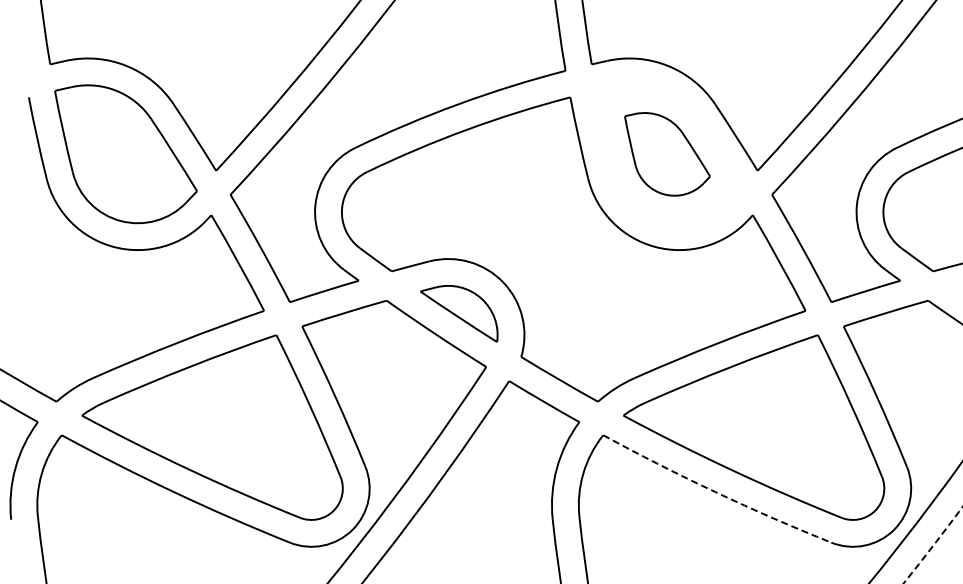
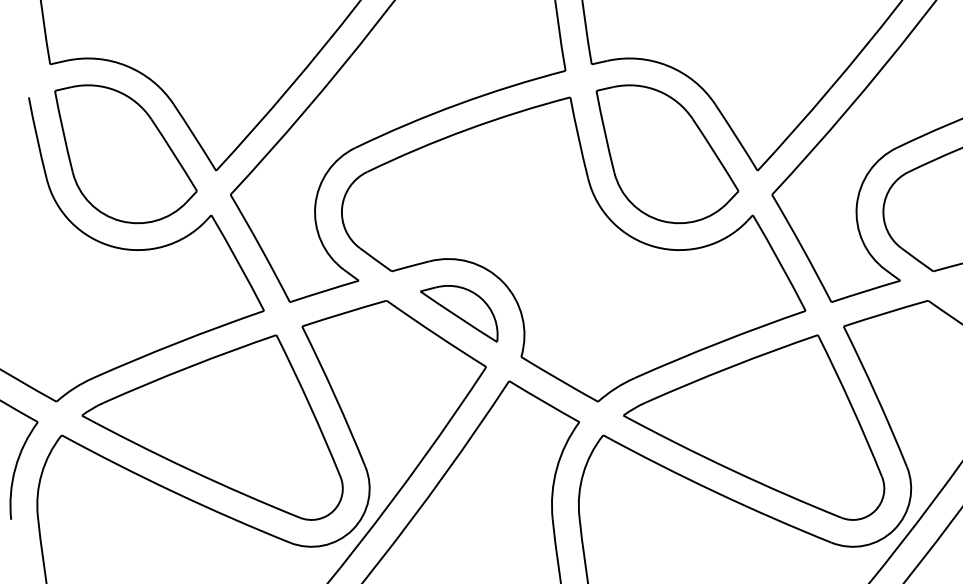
part size: 87x85 px -> 145x141 px (667, 154)
arc: dashed -> solid (715, 492)
arc: dashed -> solid (933, 545)
